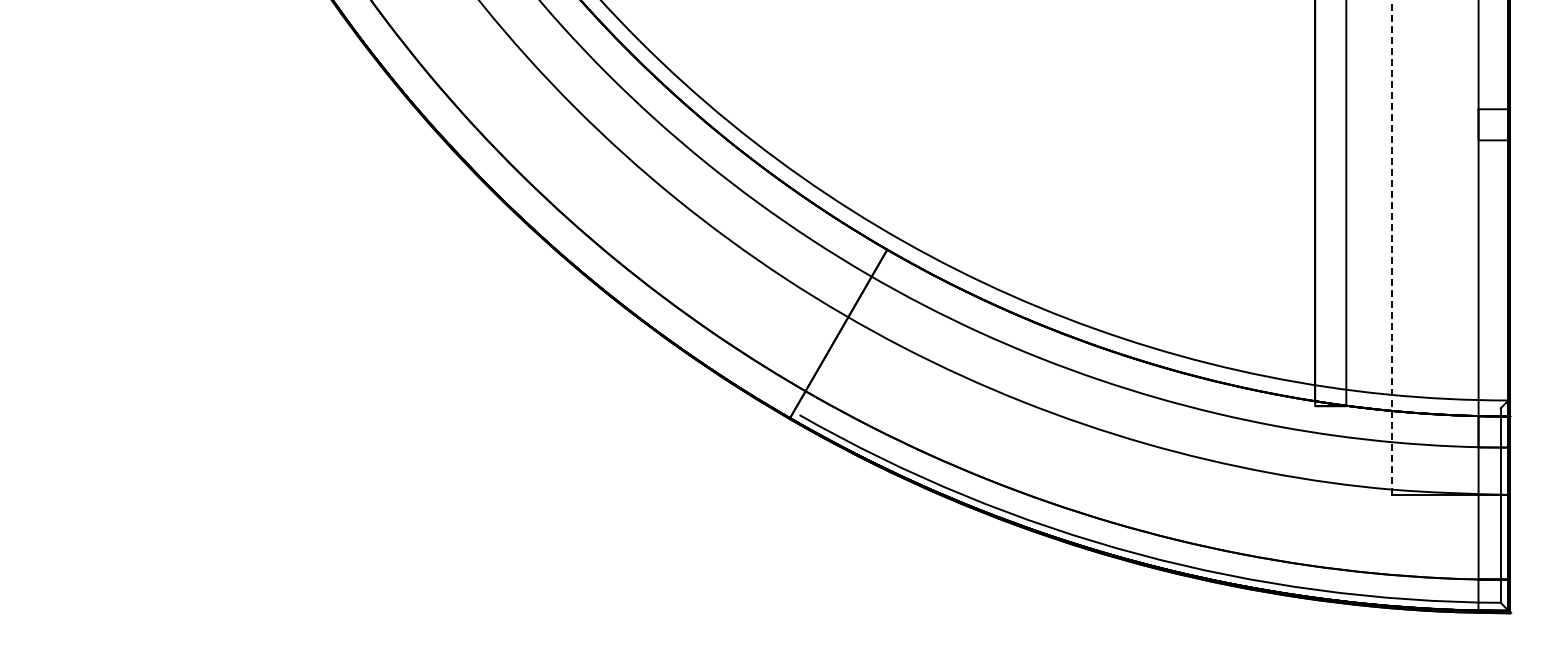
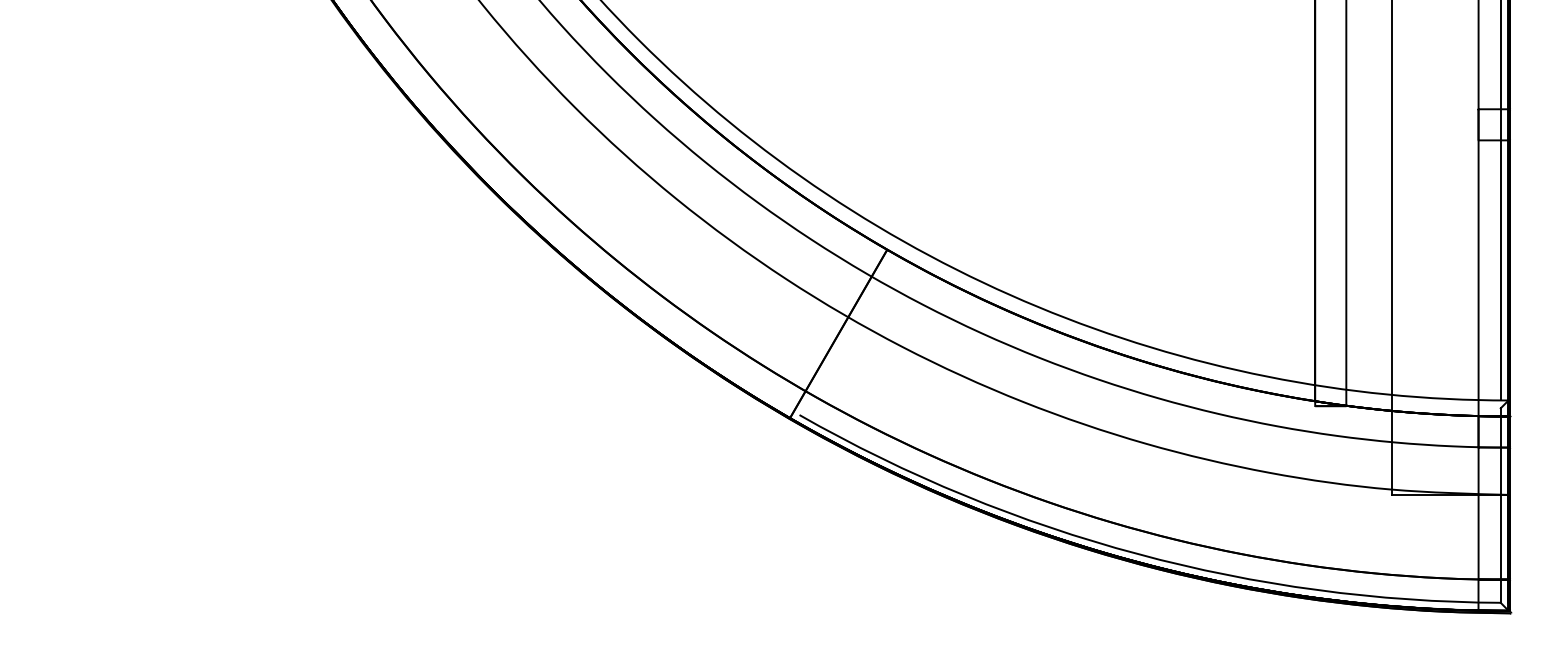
line: none -> present (1500, 201)
line: dashed -> solid (1392, 247)
